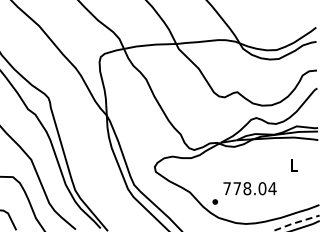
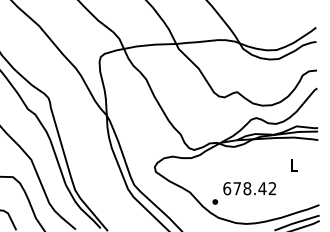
text: 778.04 -> 678.42 (249, 188)
line: dashed -> solid (296, 222)
